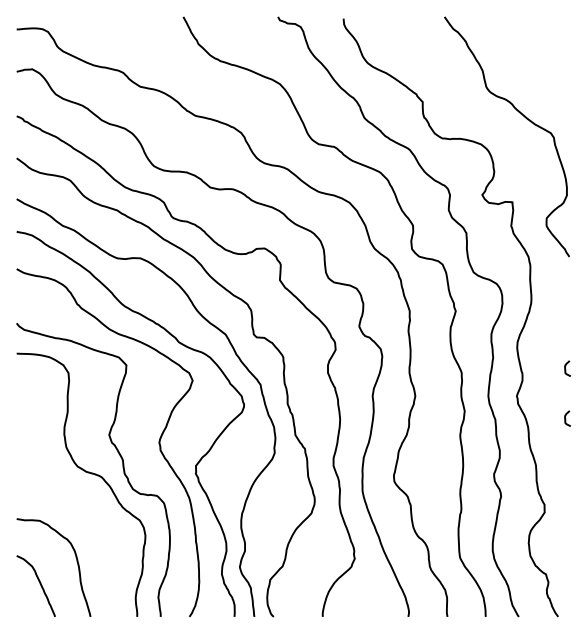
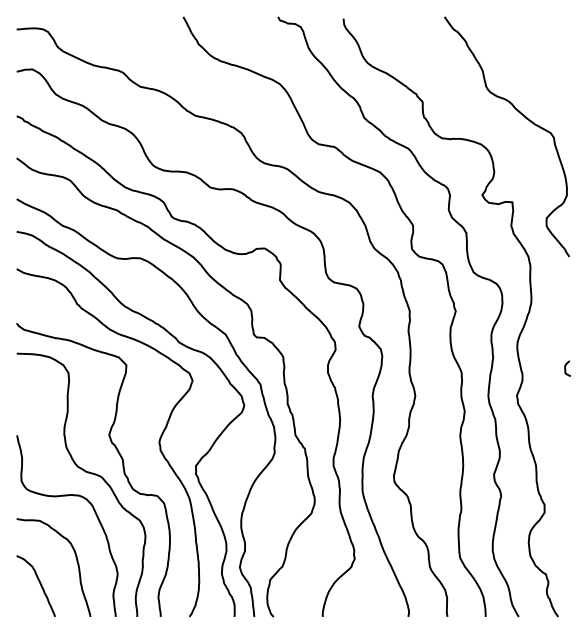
curve: present -> none (566, 419)
curve: none -> present (67, 496)
